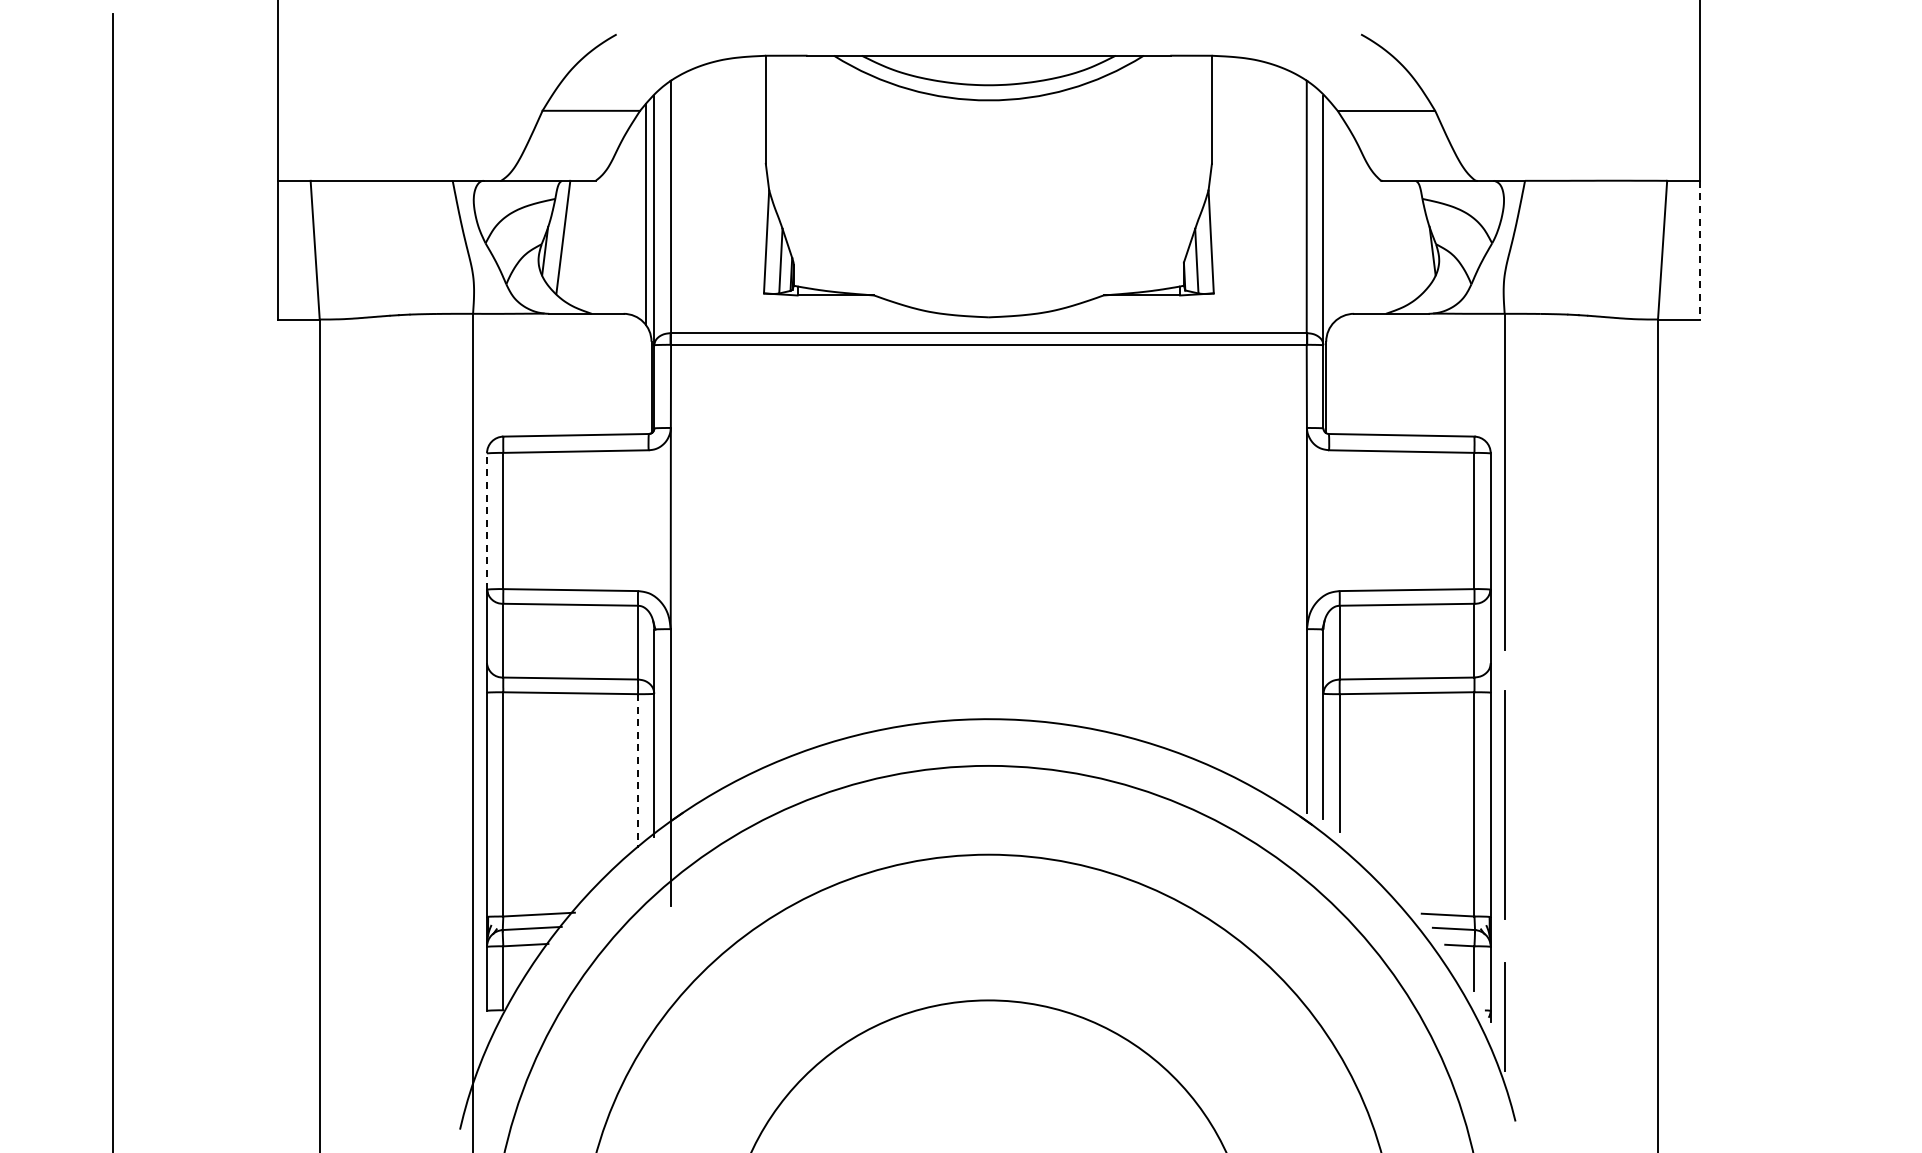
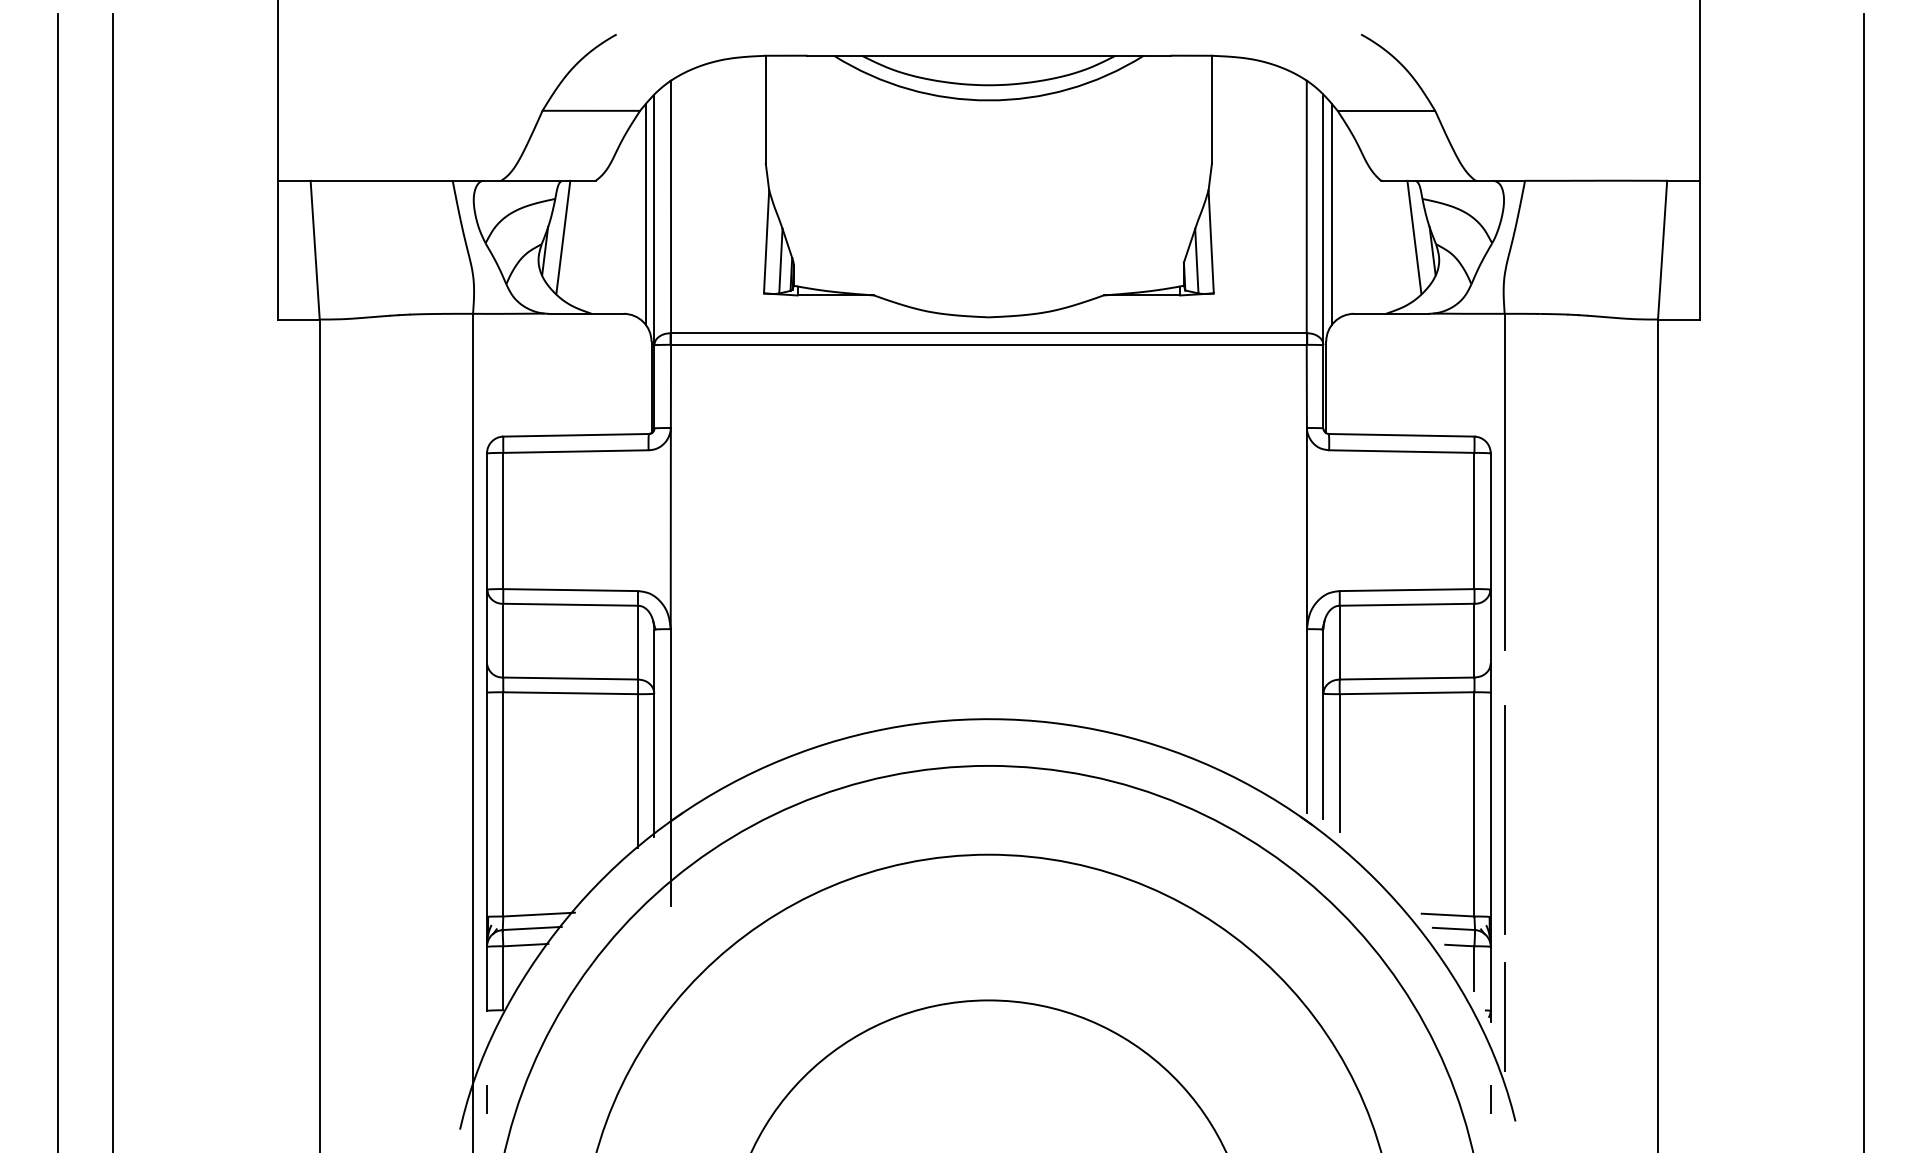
line: none -> present (1331, 214)
line: none -> present (1414, 236)
line: dashed -> solid (1699, 250)
line: dashed -> solid (487, 520)
line: none -> present (57, 581)
line: none -> present (1864, 581)
line: dashed -> solid (638, 771)
line position: (1504, 804) -> (1504, 819) (1504, 819)
line: none -> present (486, 1099)
line: none -> present (1490, 1099)
